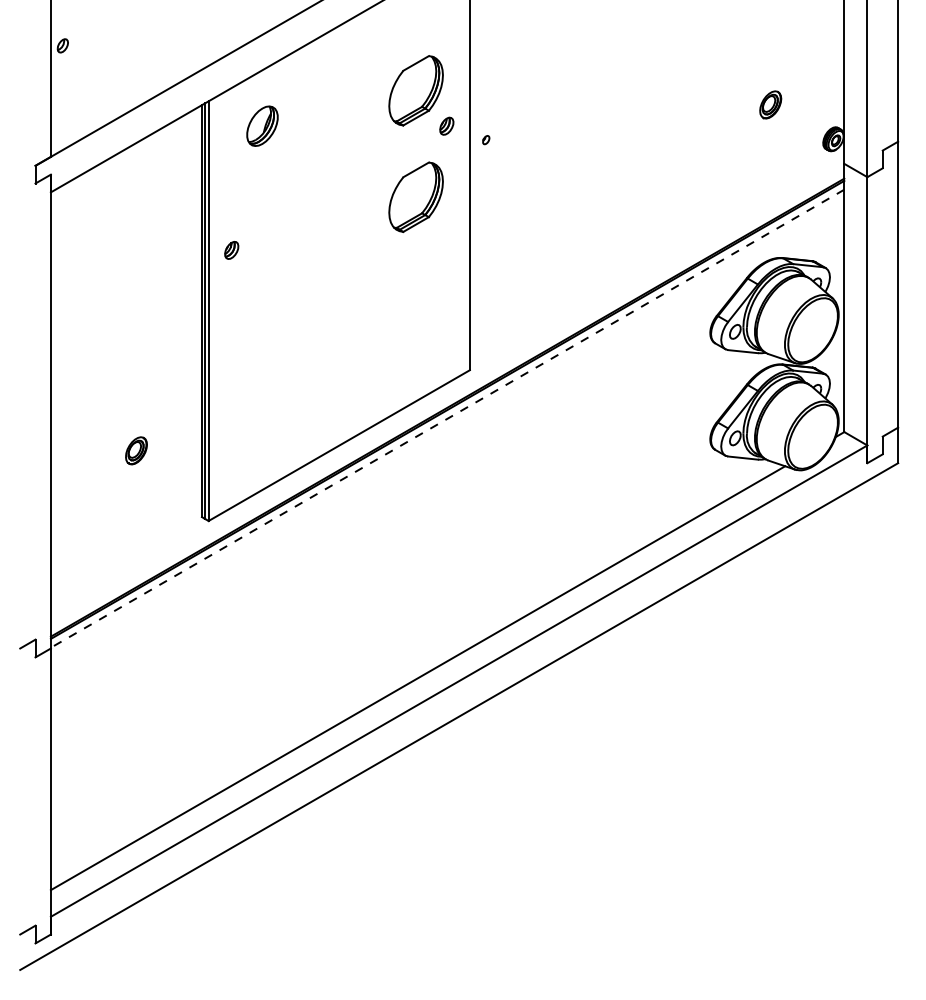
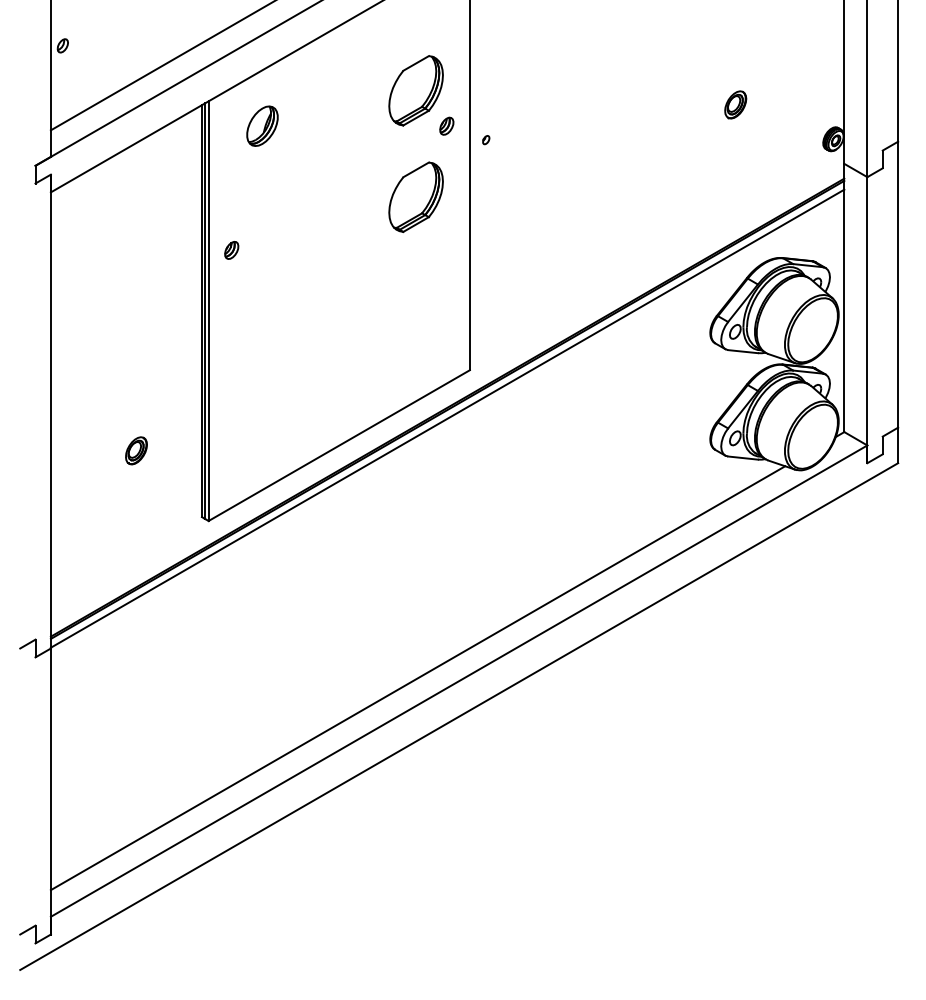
line: none -> present (161, 66)
part position: (770, 104) -> (735, 104) (735, 104)
line: dashed -> solid (447, 418)
